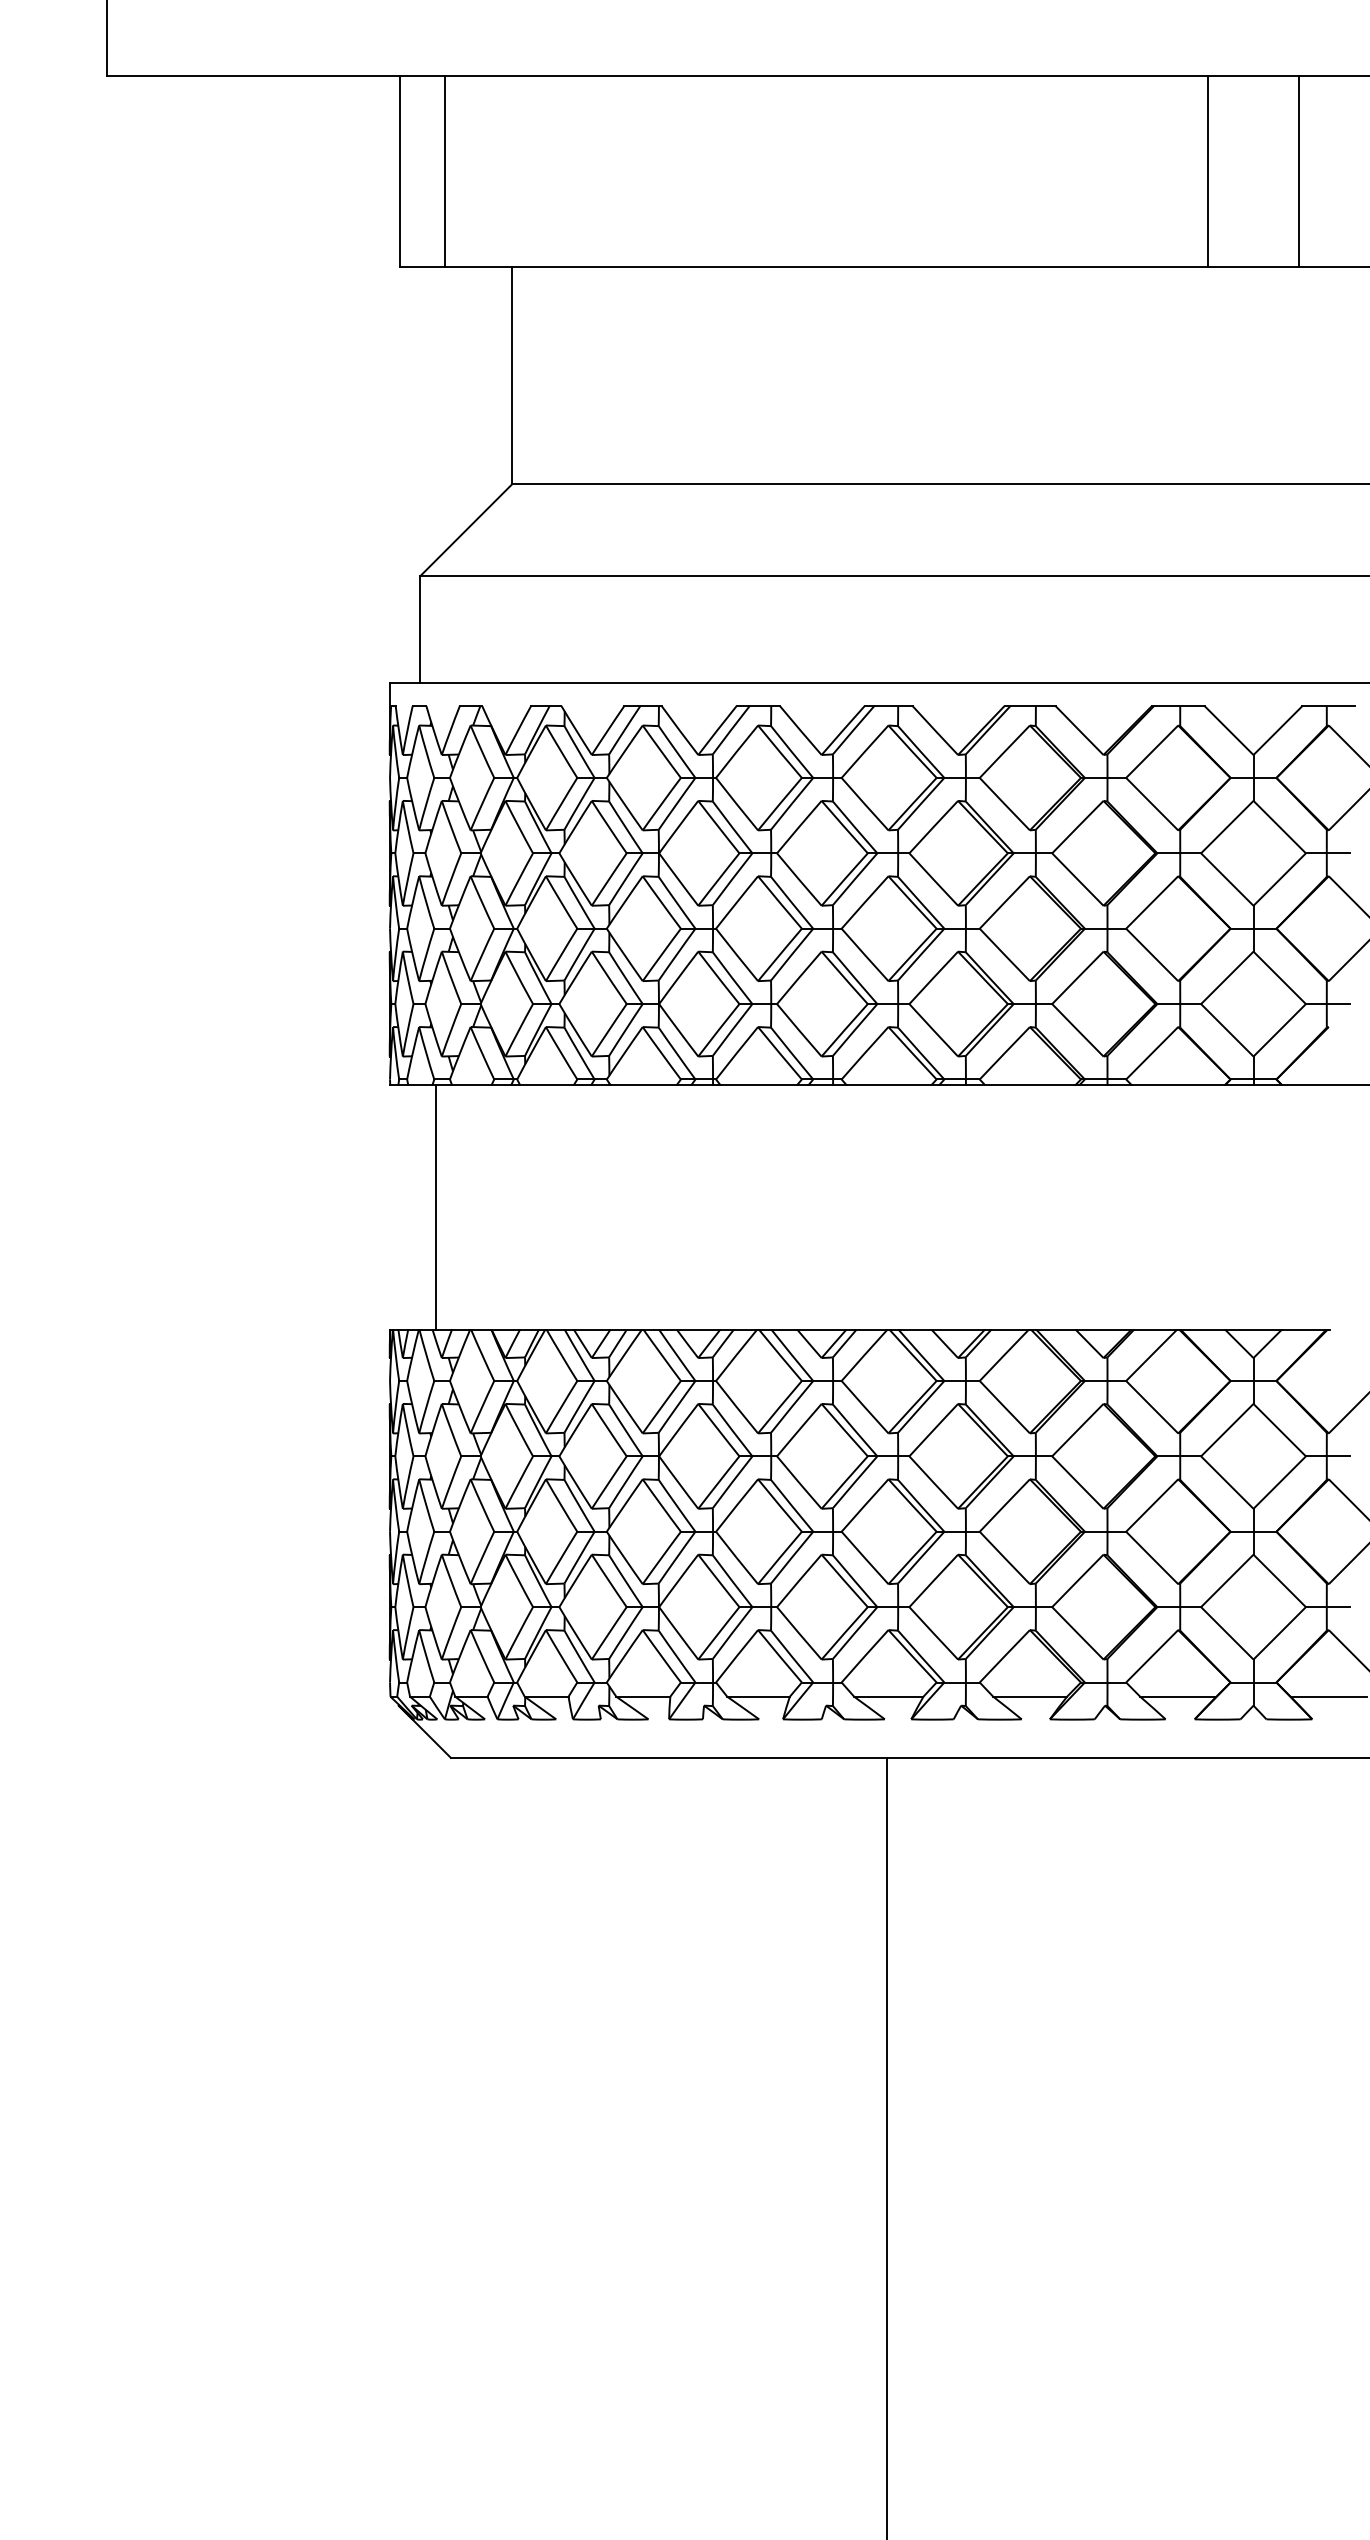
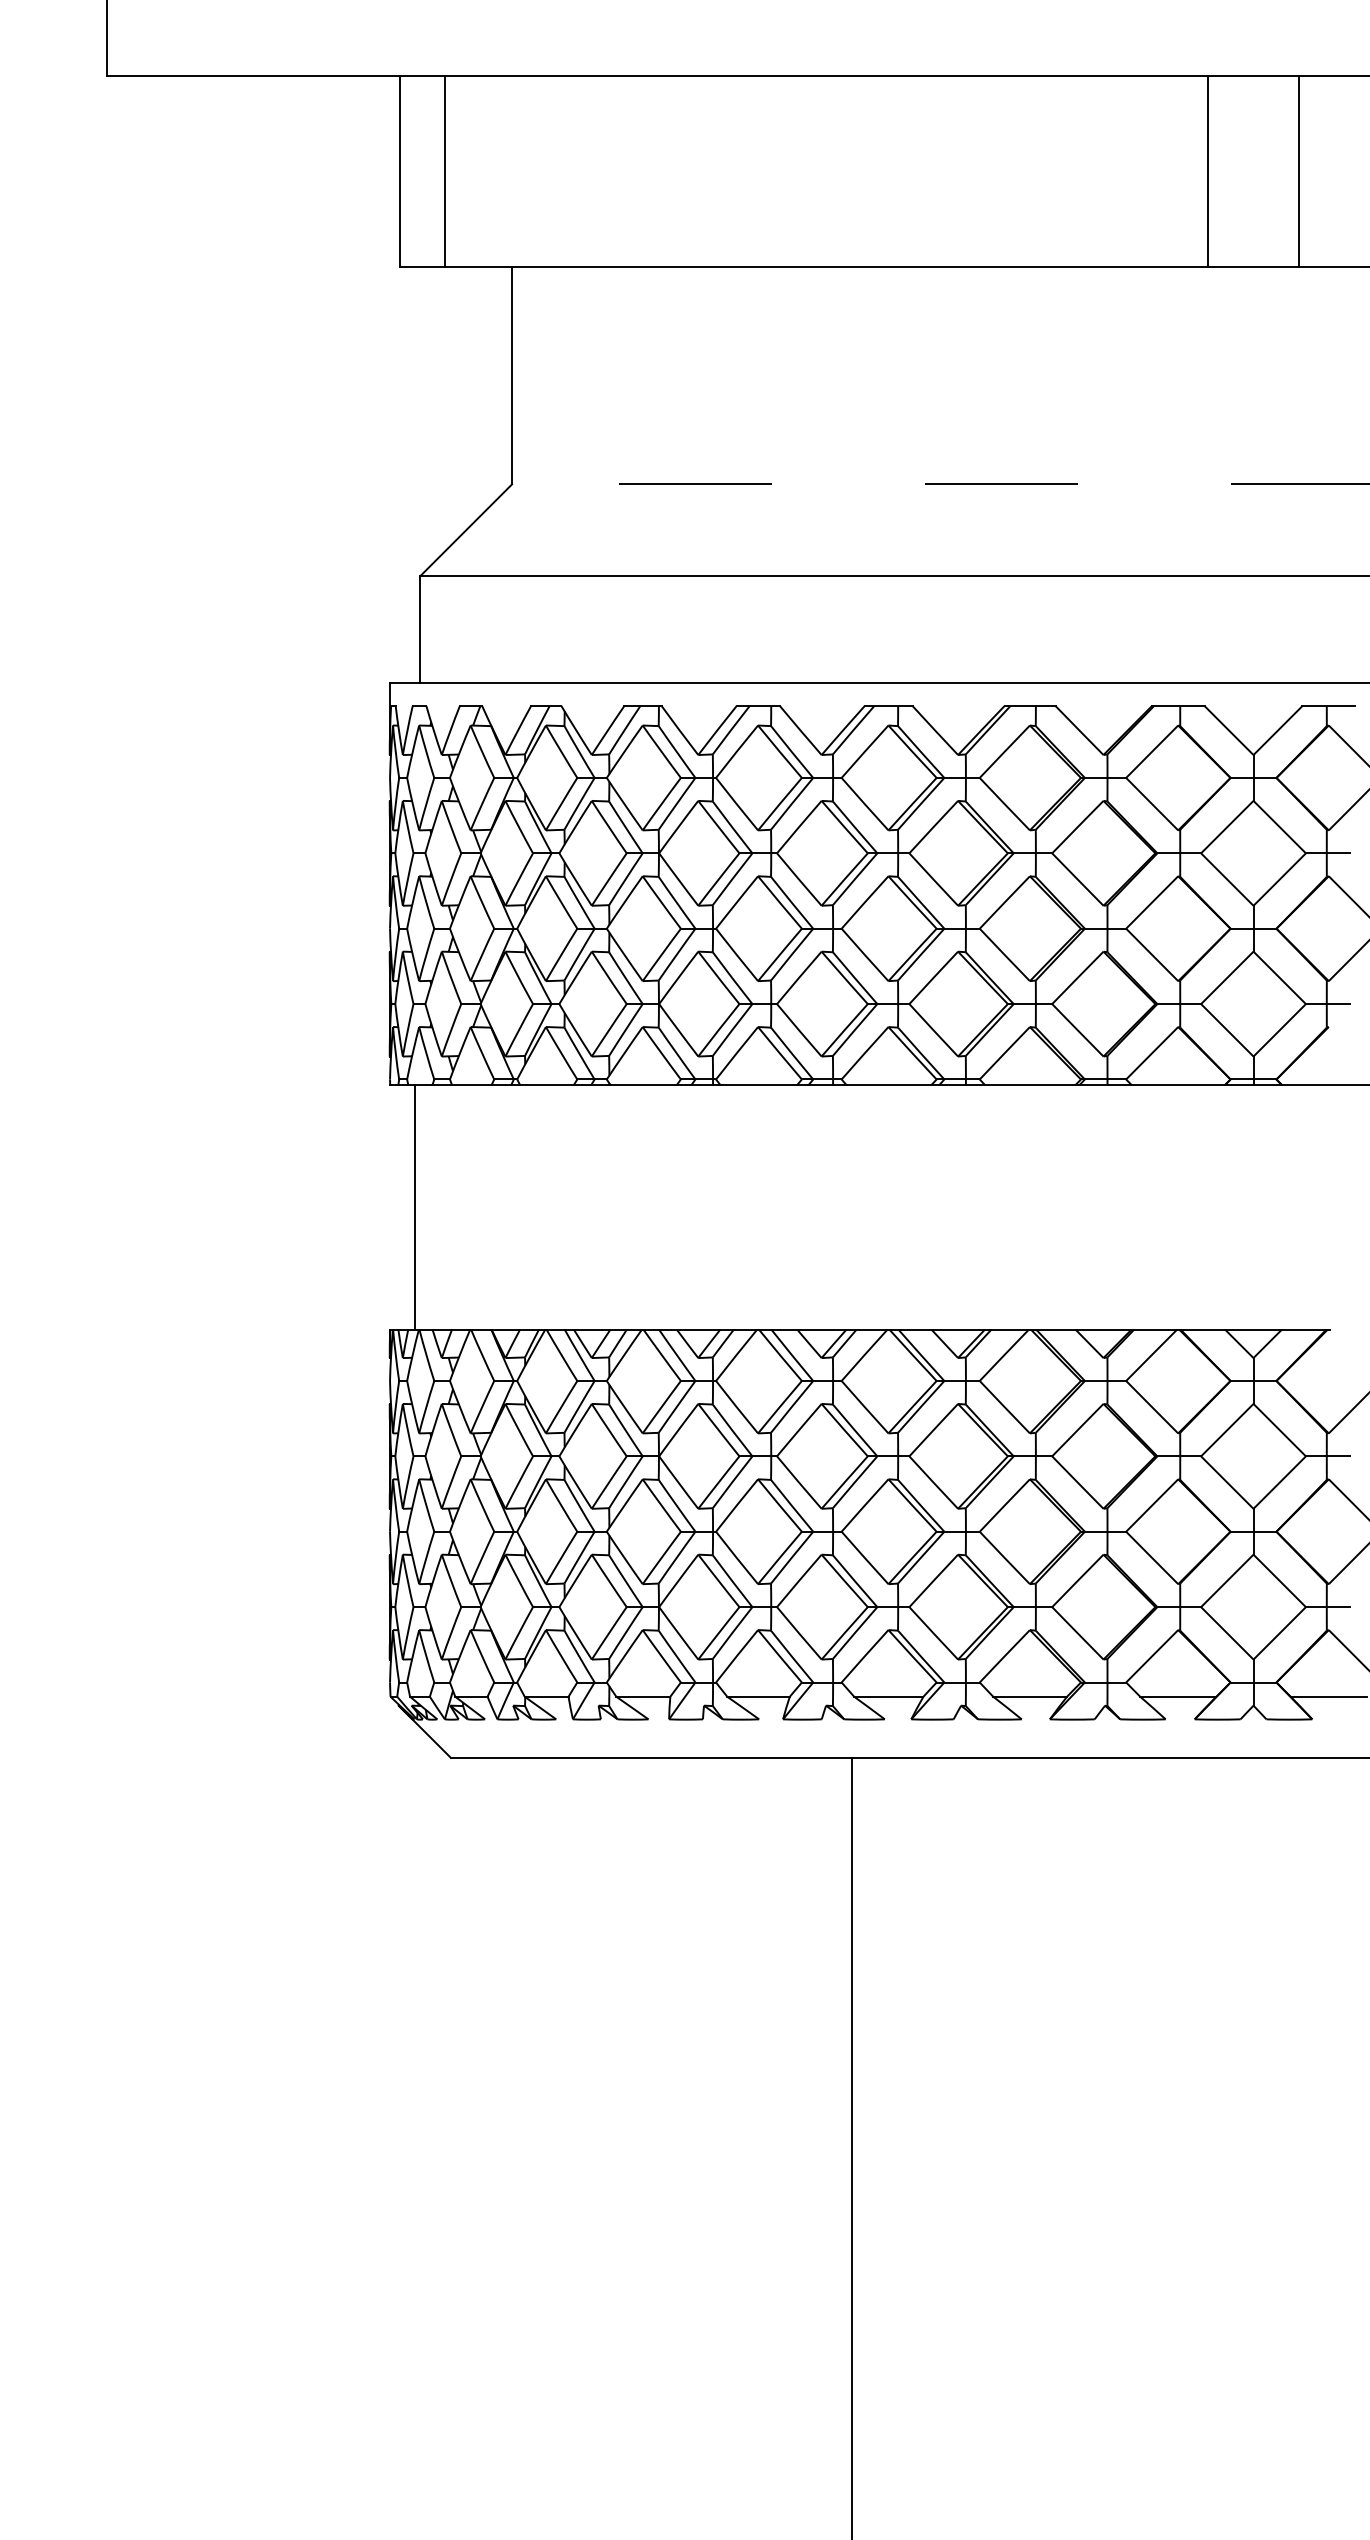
line: solid -> dashed (940, 484)
line position: (435, 1207) -> (414, 1207) (414, 1207)
line position: (886, 2146) -> (851, 2146) (851, 2146)
